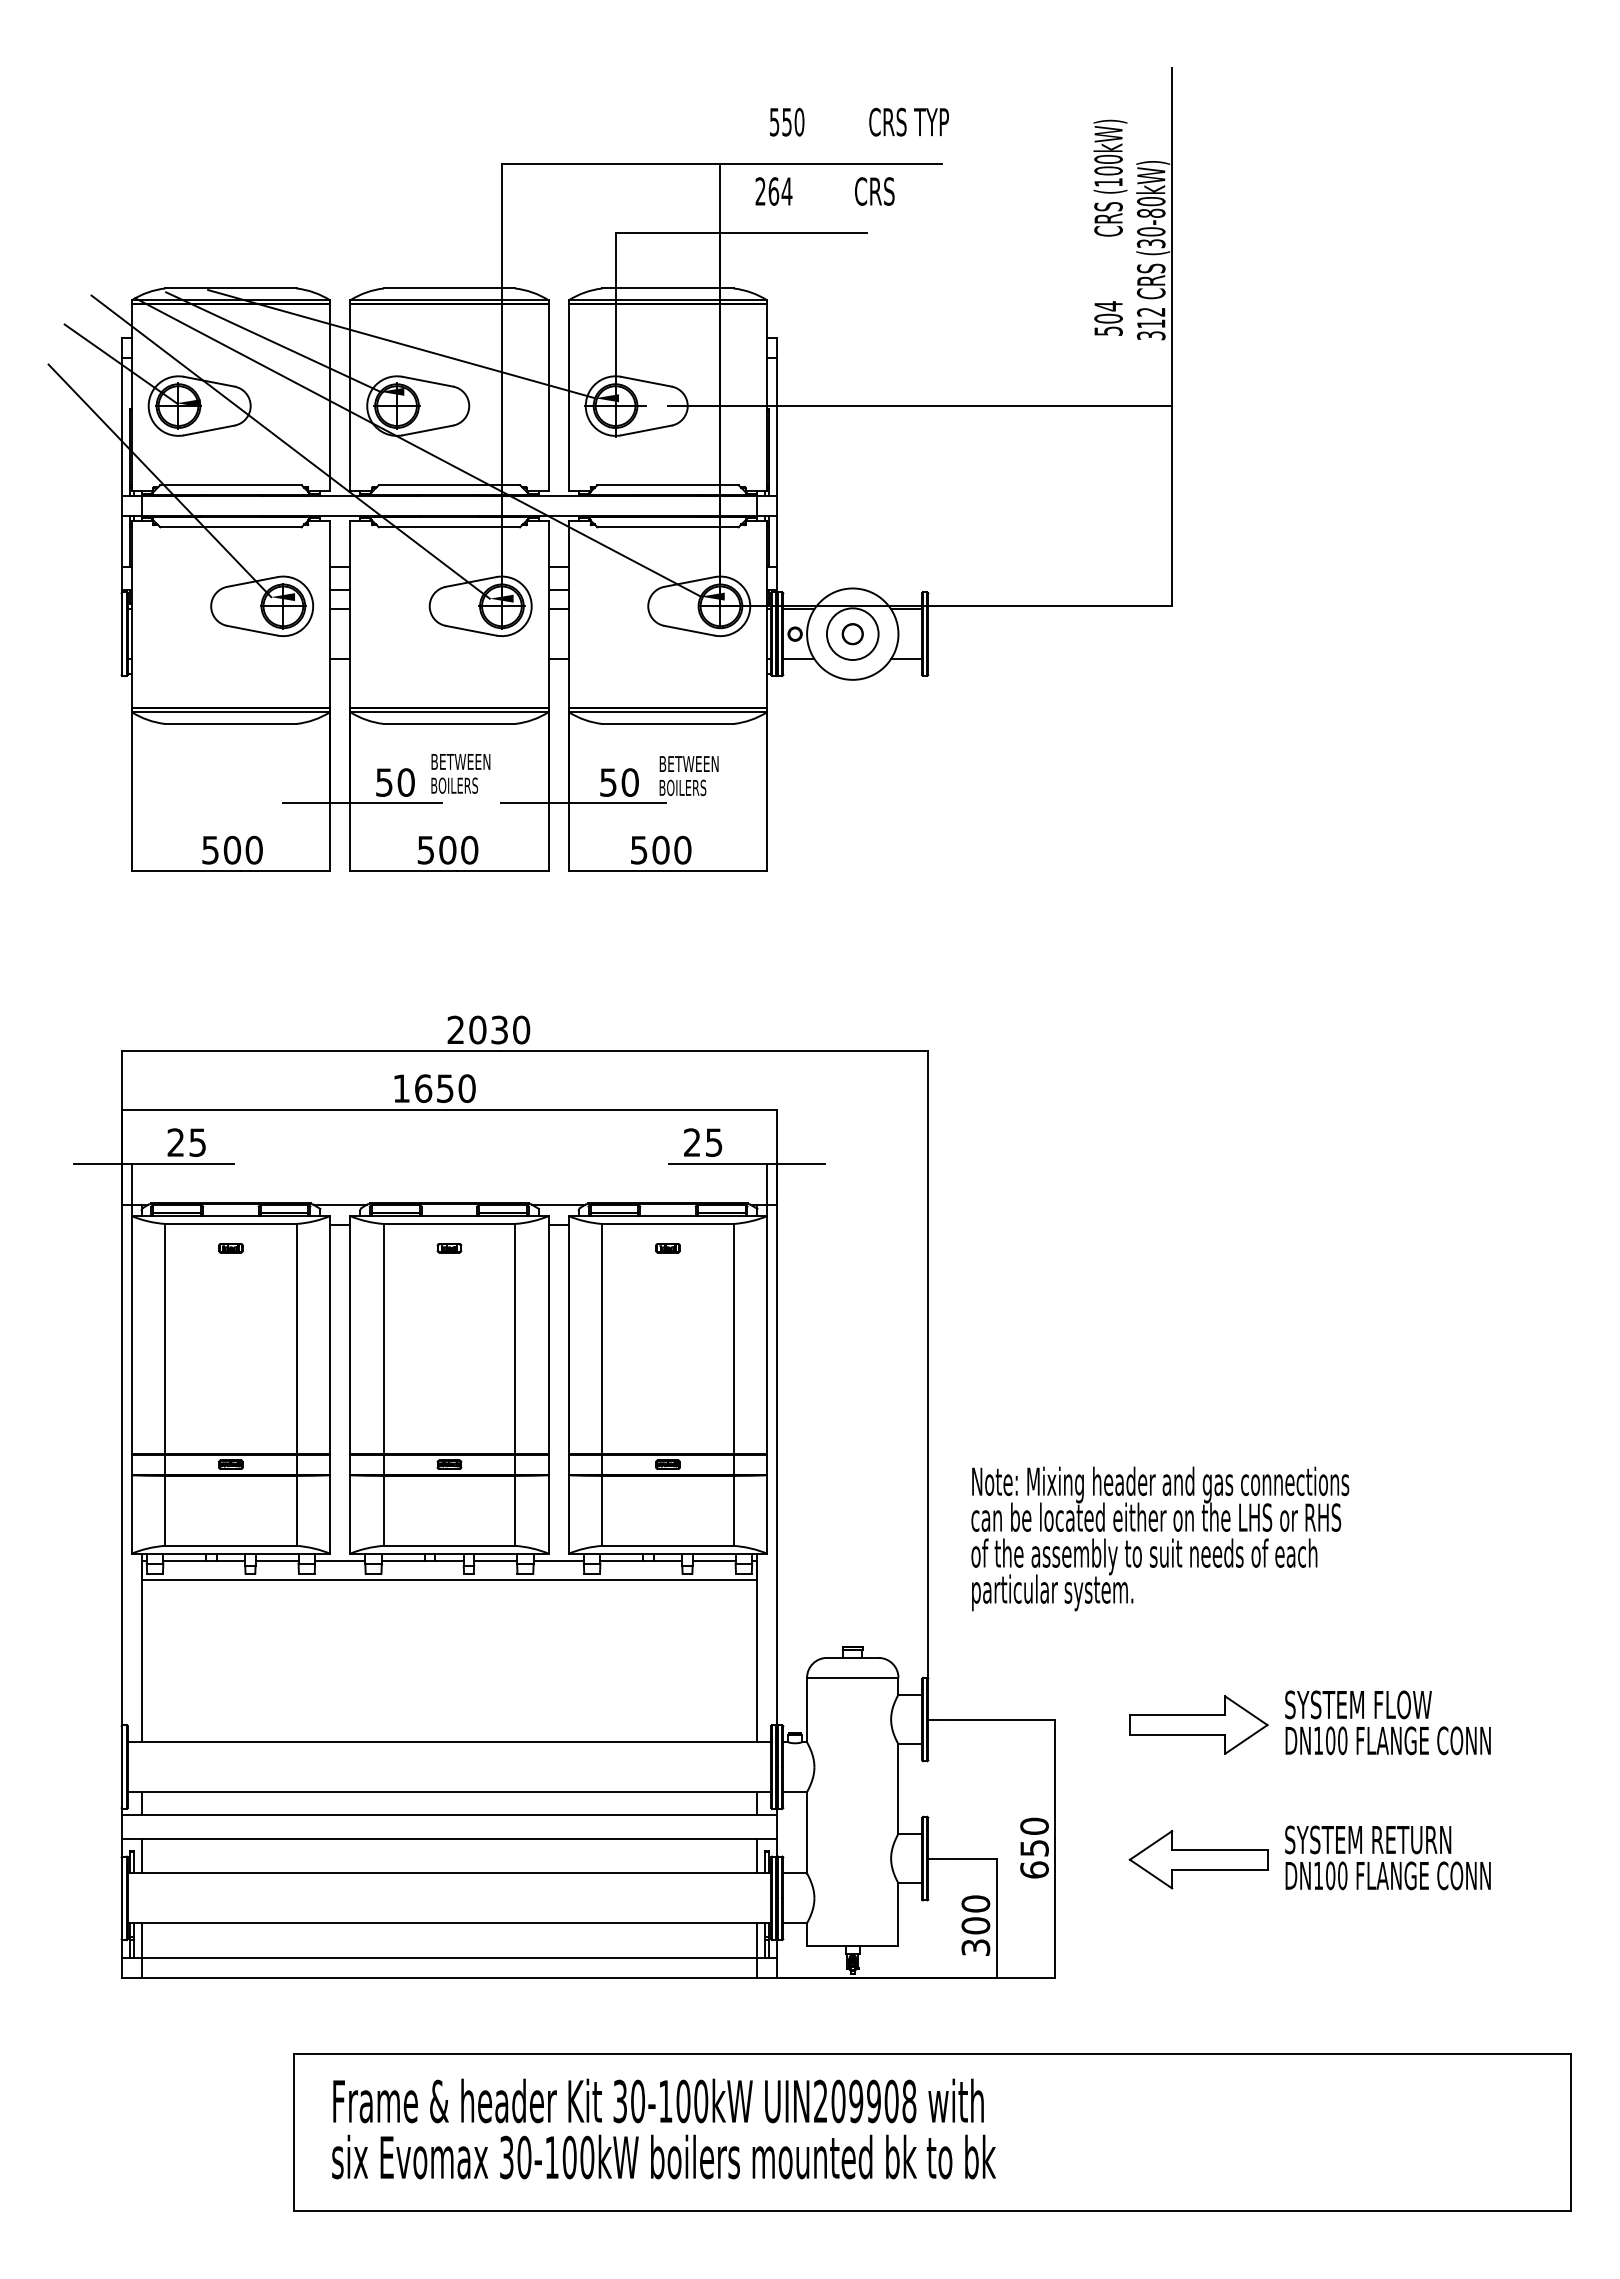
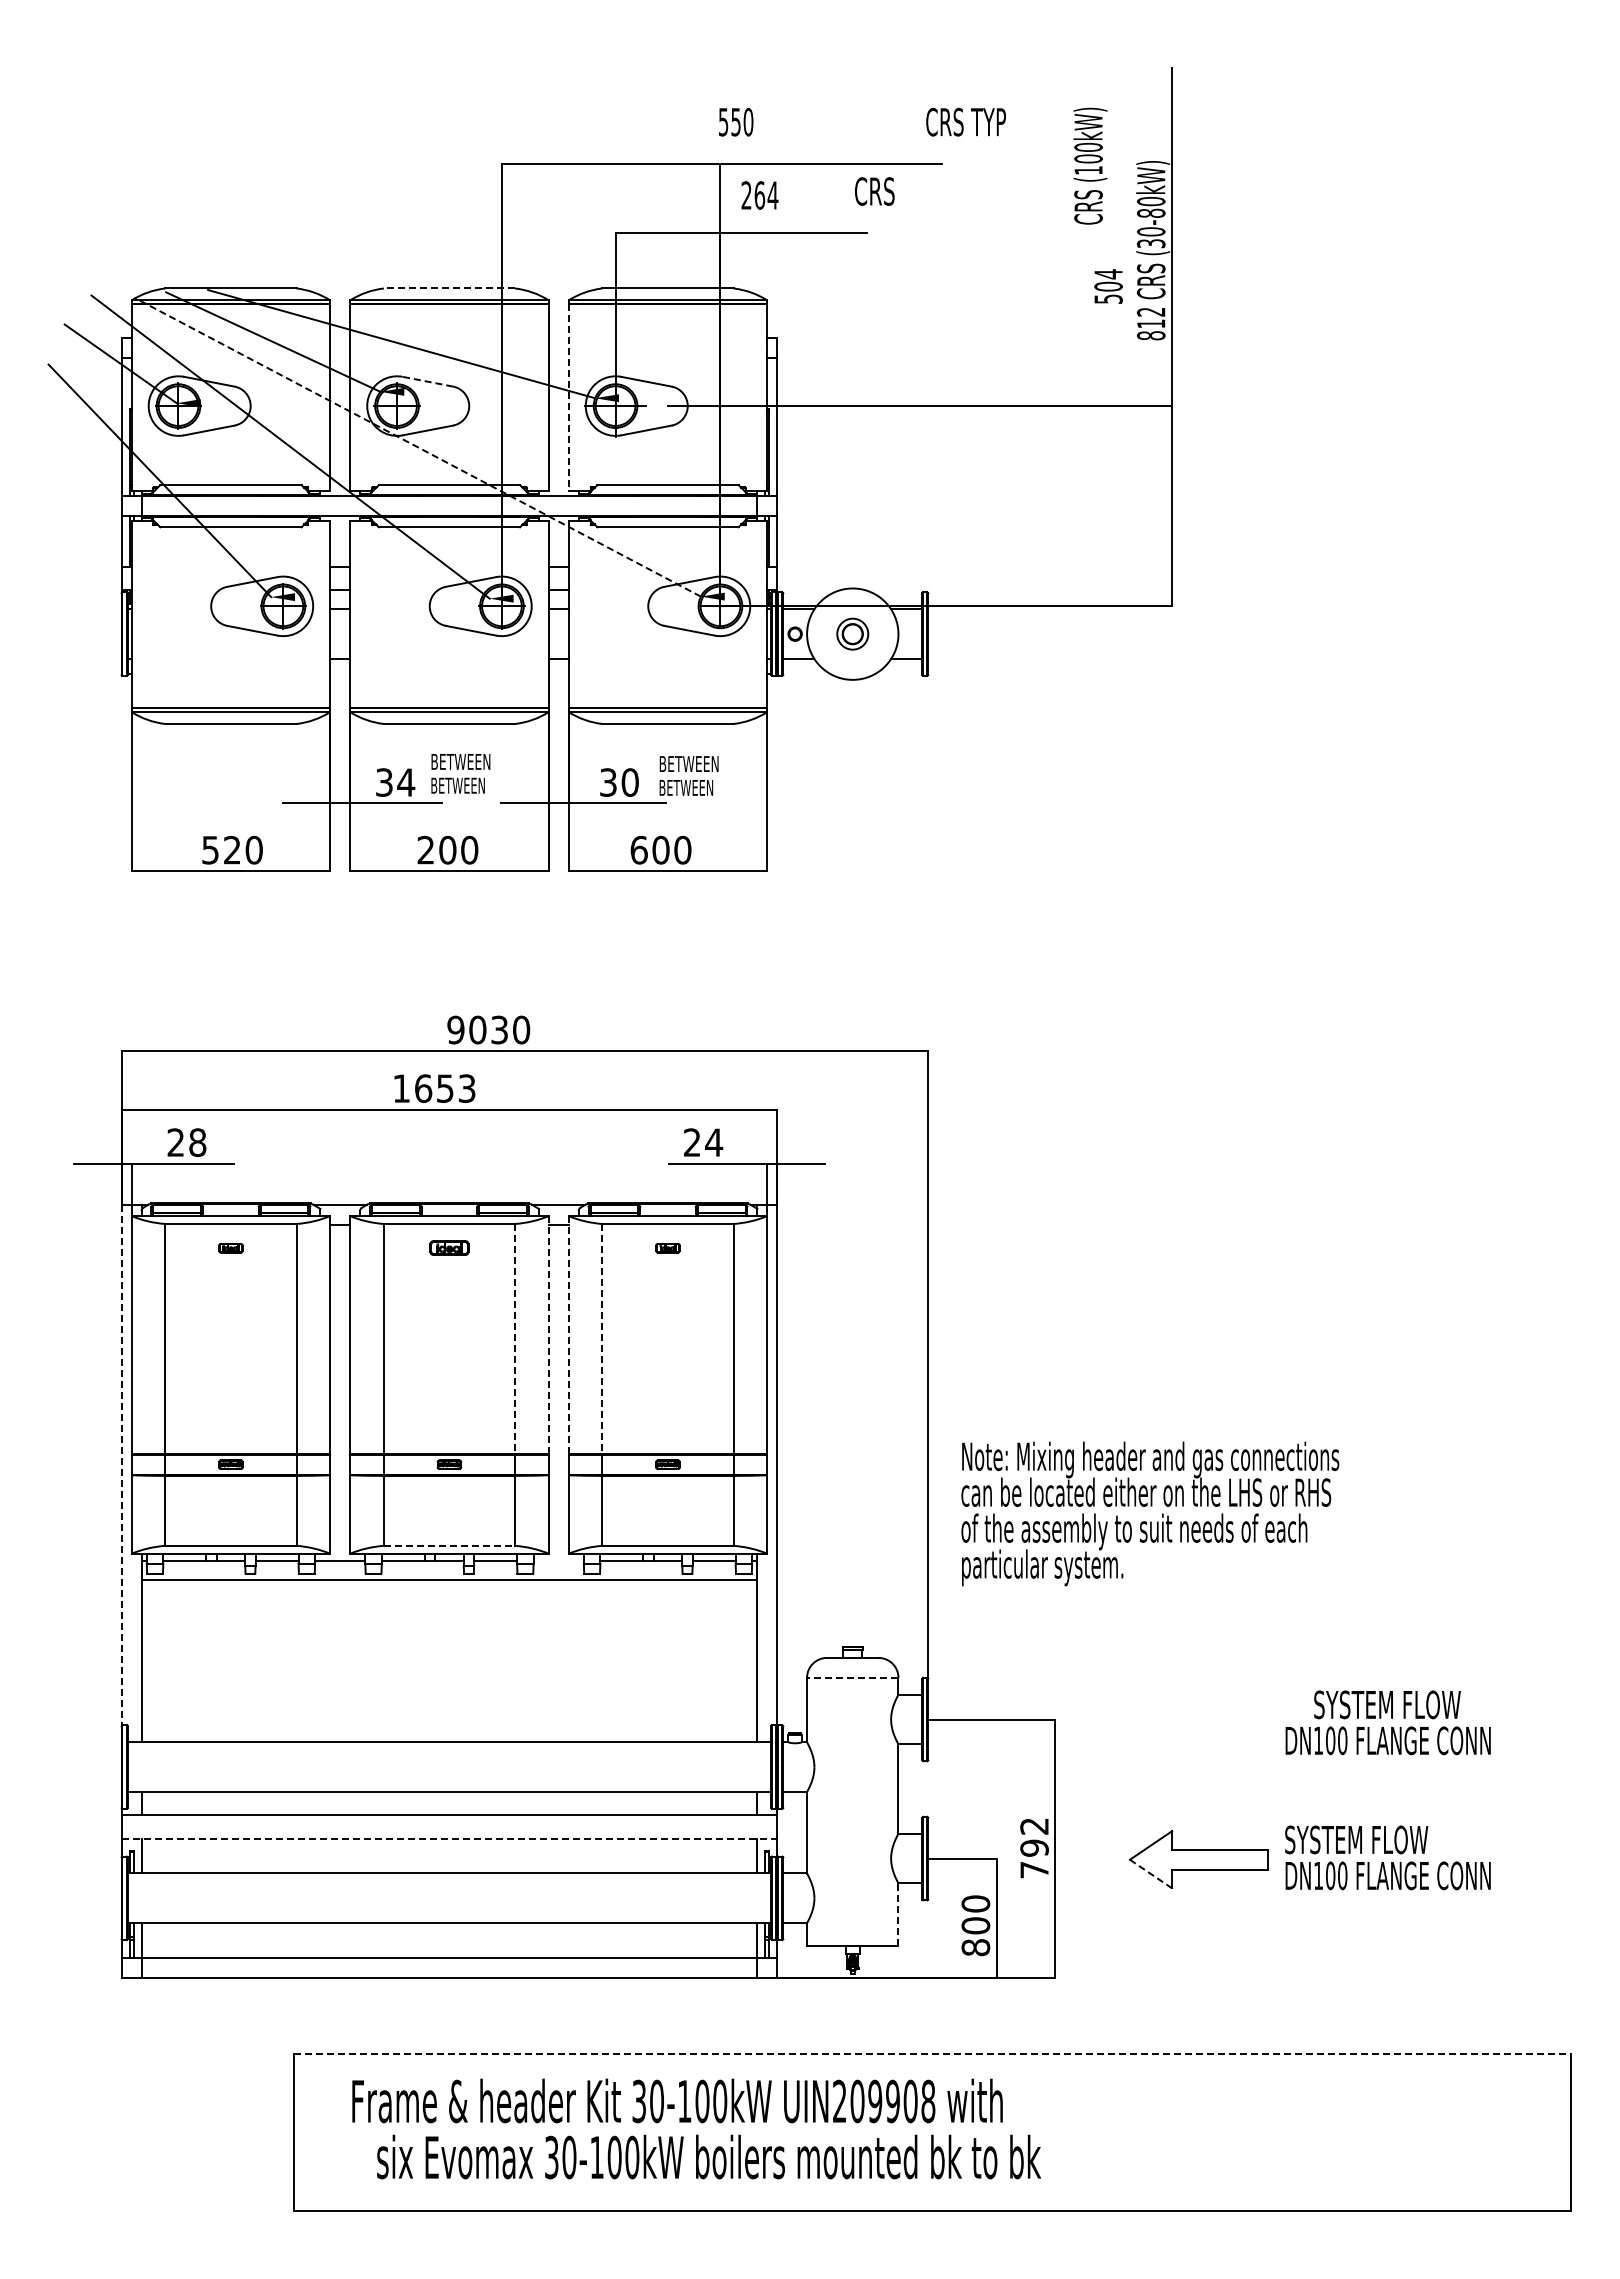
text position: (787, 121) -> (736, 121) (736, 121)
text position: (908, 121) -> (965, 121) (965, 121)
text position: (1110, 177) -> (1090, 165) (1090, 165)
text position: (773, 191) -> (759, 195) (759, 195)
line: solid -> dashed (449, 288)
text position: (1108, 318) -> (1108, 286) (1108, 286)
text: 312 -> 812 (1151, 335)
line: solid -> dashed (427, 381)
line: solid -> dashed (568, 398)
line: solid -> dashed (418, 447)
circle diameter: 52 px -> 31 px (852, 633)
text: 50 -> 34 (396, 782)
text: 50 -> 30 (608, 782)
text: BOILERS -> BETWEEN (461, 785)
text: BOILERS -> BETWEEN (690, 787)
text: 500 -> 520 (232, 849)
text: 500 -> 200 (425, 849)
text: 500 -> 600 (638, 849)
text: 2030 -> 9030 (455, 1029)
text: 1650 -> 1653 (466, 1088)
text: 25 -> 28 (197, 1142)
text: 25 -> 24 (714, 1142)
part size: 27x11 px -> 41x16 px (449, 1247)
line: solid -> dashed (548, 1335)
line: solid -> dashed (568, 1335)
line: solid -> dashed (515, 1339)
line: solid -> dashed (602, 1339)
line: solid -> dashed (121, 1465)
text position: (1160, 1538) -> (1150, 1513) (1150, 1513)
line: solid -> dashed (449, 1545)
line: present -> none (558, 1560)
line: solid -> dashed (852, 1677)
text position: (1358, 1704) -> (1387, 1704) (1387, 1704)
part: present -> none (1198, 1724)
line: solid -> dashed (449, 1838)
text: SYSTEM RETURN -> SYSTEM FLOW (1412, 1839)
text: 650 -> 792 (1034, 1847)
line: solid -> dashed (1150, 1873)
line: solid -> dashed (898, 1914)
text: 300 -> 800 (975, 1947)
line: solid -> dashed (932, 2054)
text position: (658, 2100) -> (677, 2100) (677, 2100)
text position: (663, 2156) -> (708, 2156) (708, 2156)
